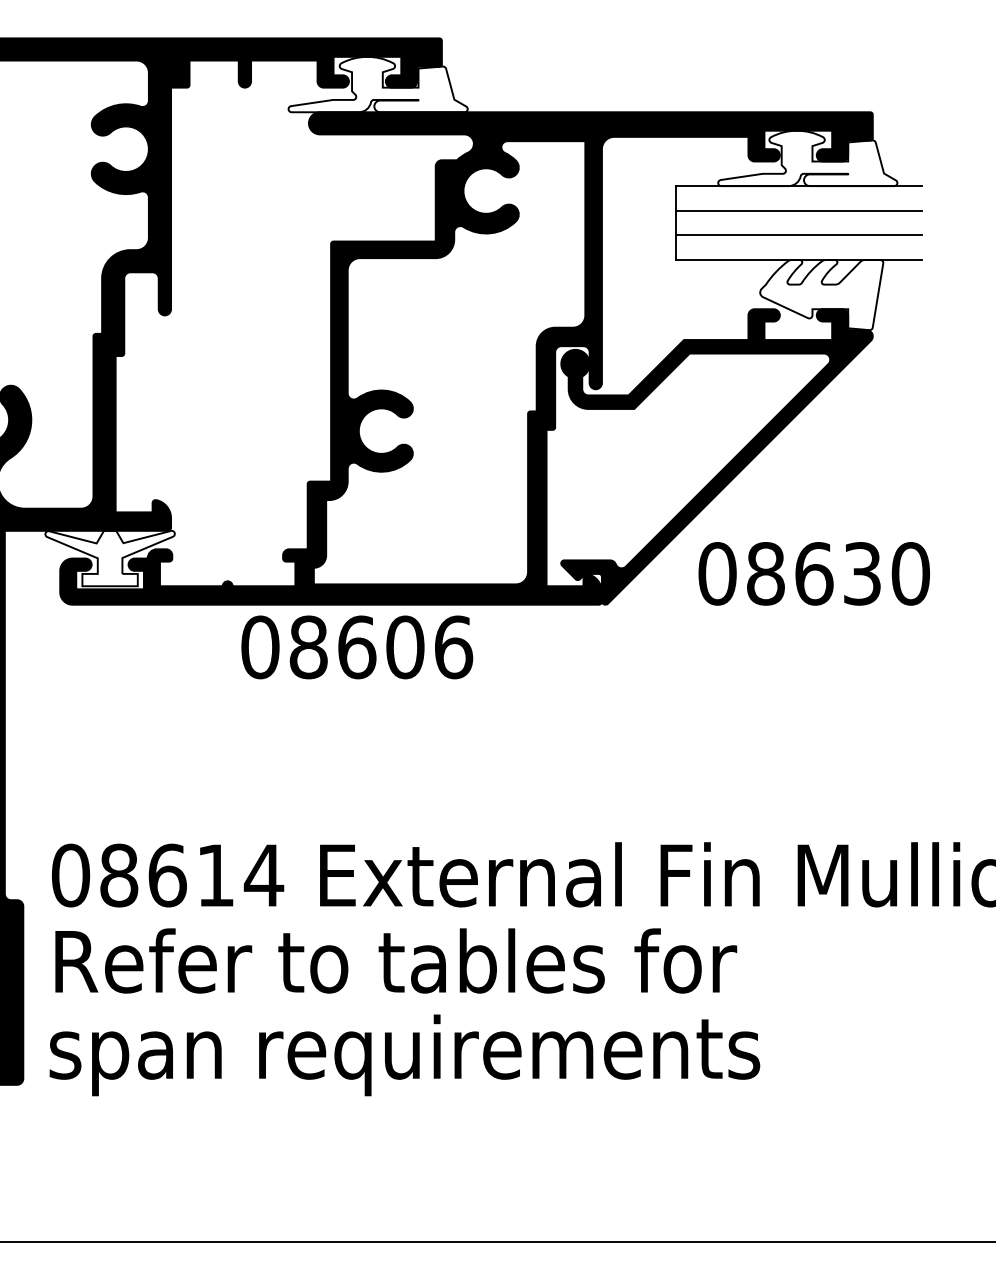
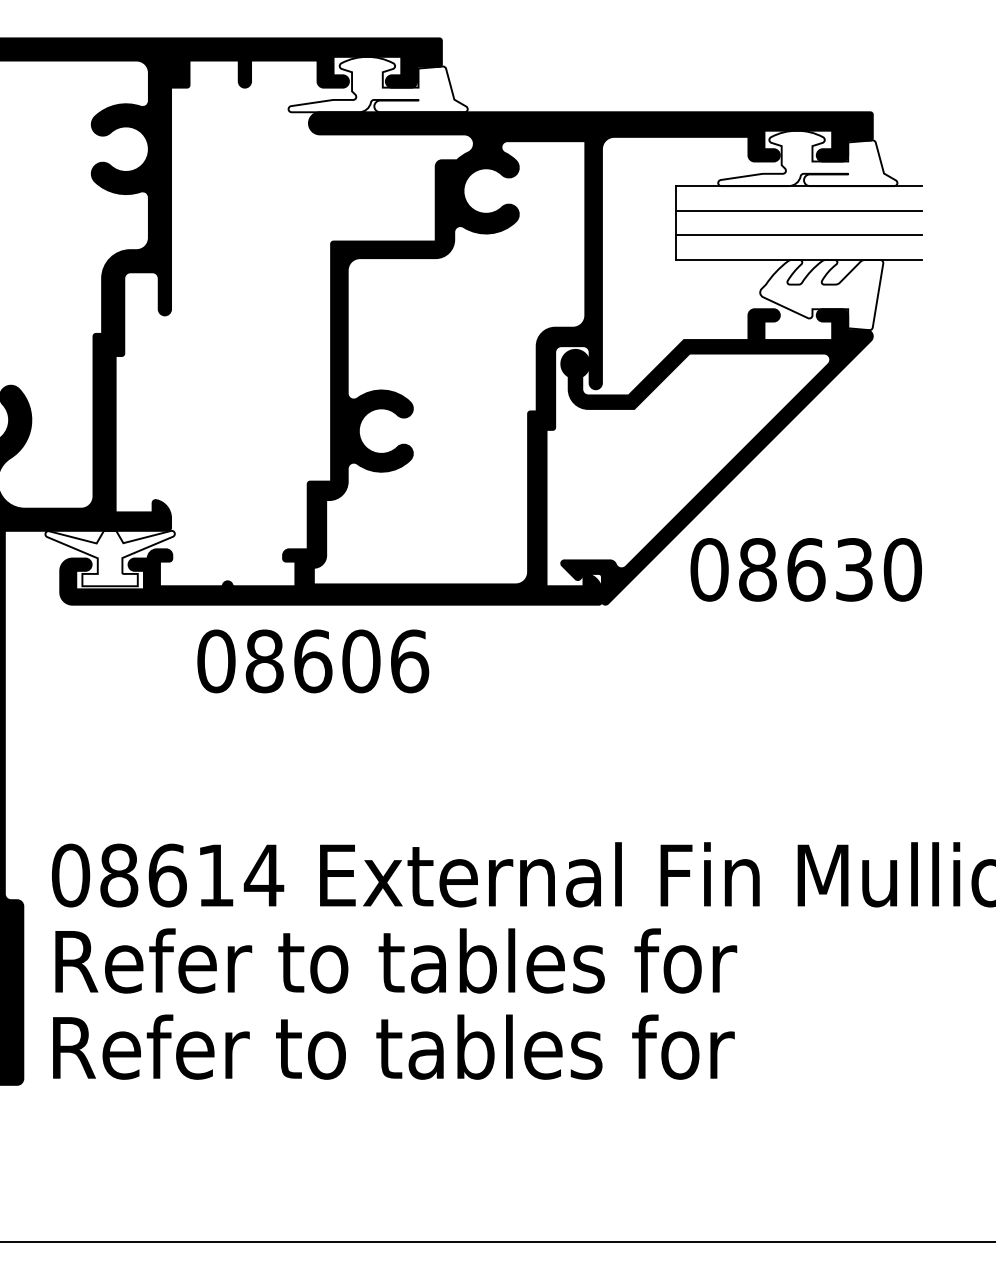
text position: (813, 573) -> (805, 569) (805, 569)
text position: (357, 647) -> (313, 661) (313, 661)
text: span requirements -> Refer to tables for (404, 1055)
